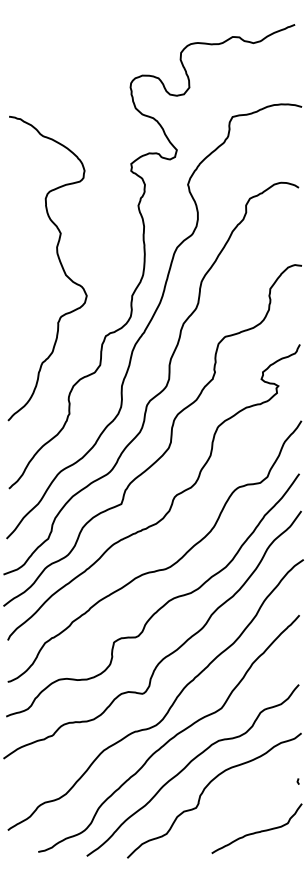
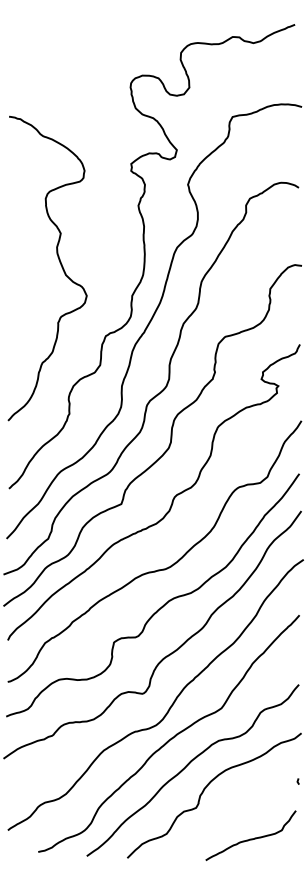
curve position: (256, 831) -> (250, 838) (250, 838)
